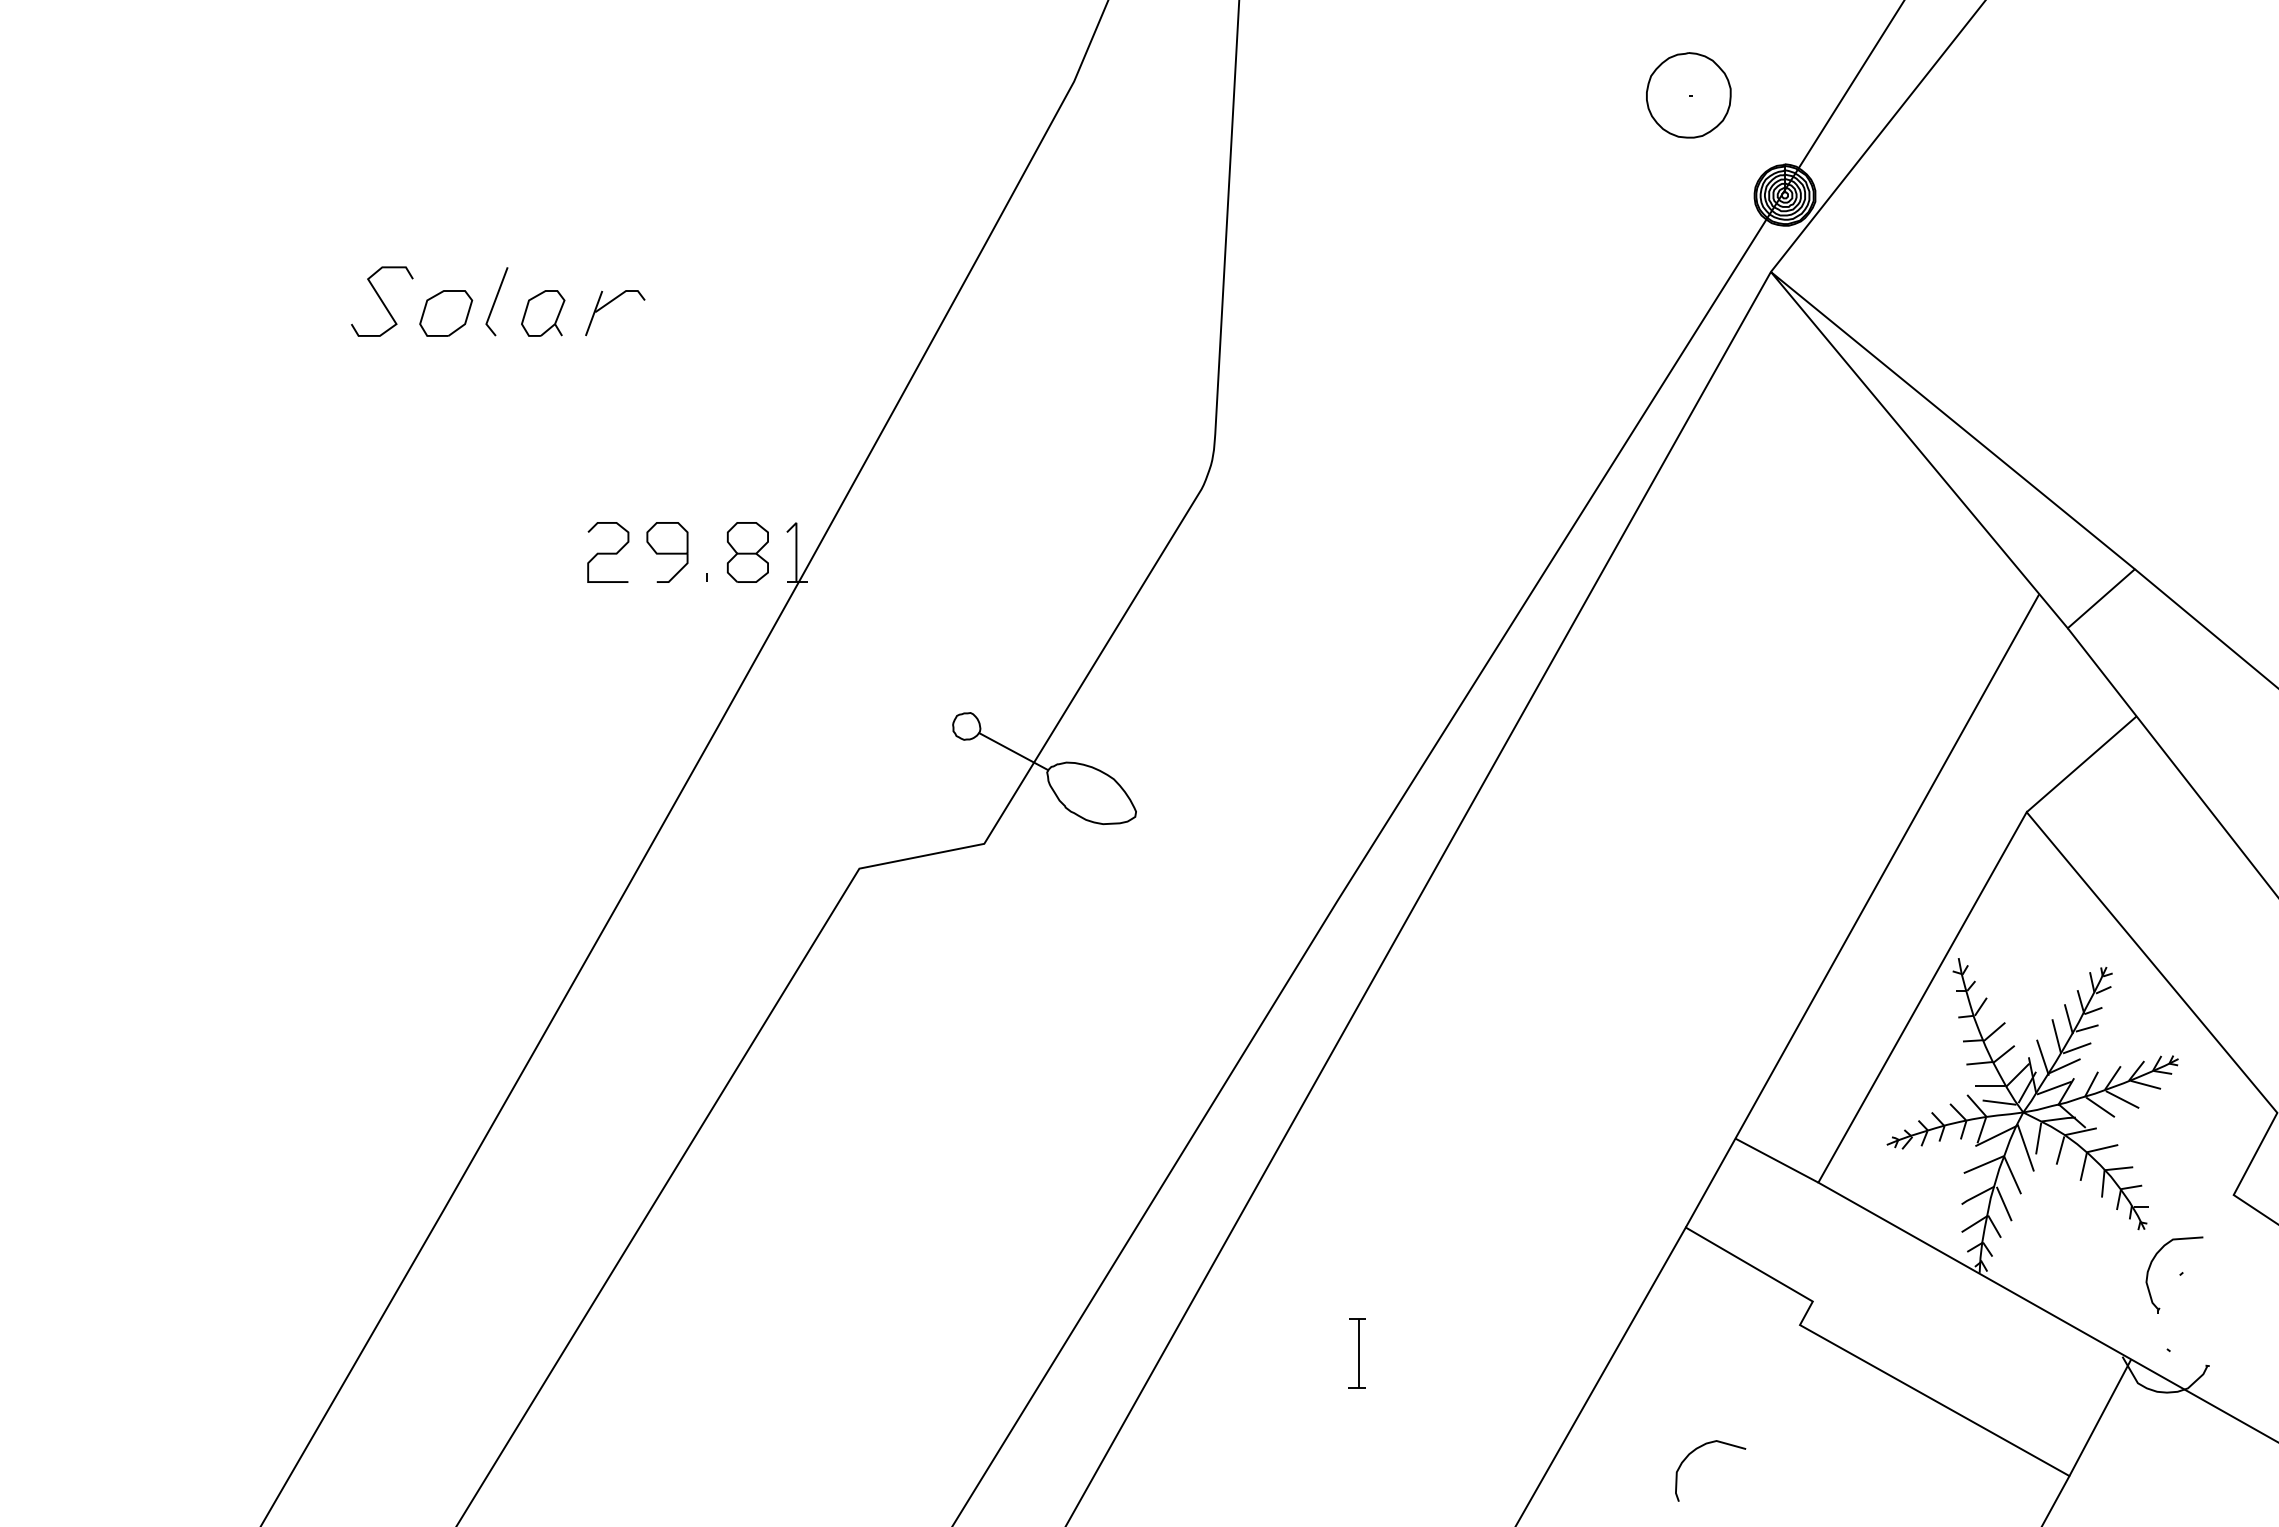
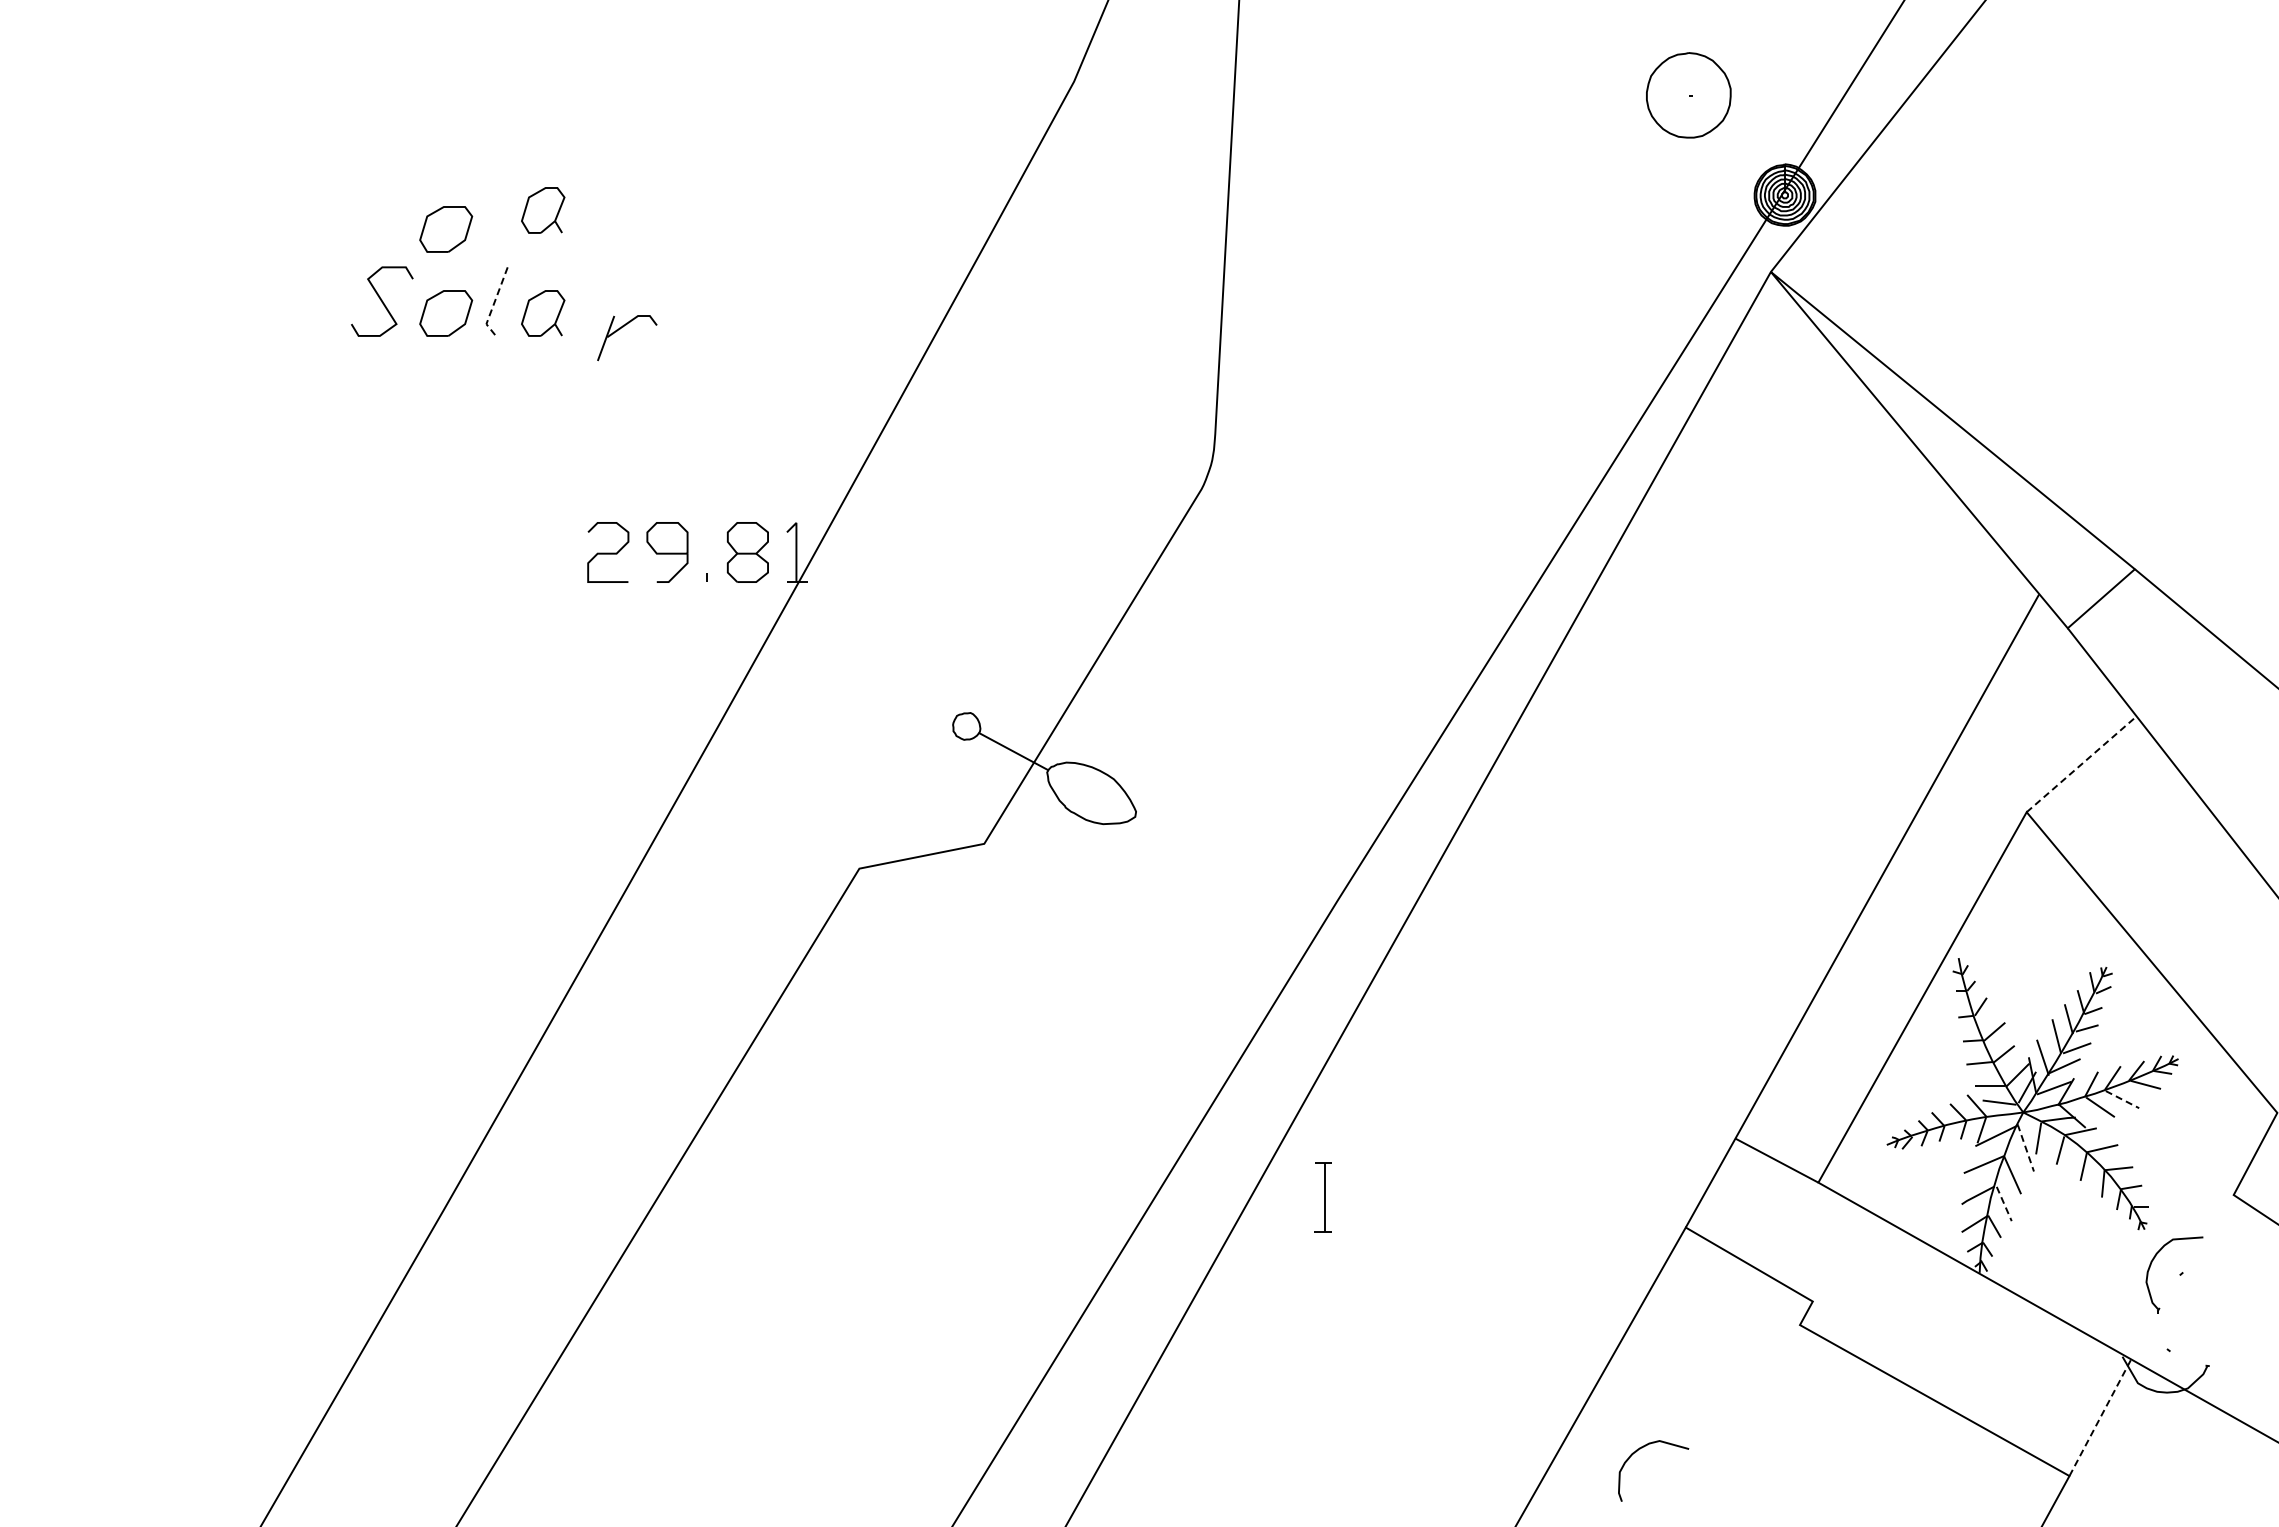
part: none -> present (543, 210)
part: none -> present (446, 229)
line: solid -> dashed (494, 303)
part position: (608, 304) -> (620, 329) (620, 329)
line: solid -> dashed (2081, 764)
line: solid -> dashed (2122, 1099)
line: solid -> dashed (2025, 1147)
line: solid -> dashed (2004, 1204)
part position: (1356, 1353) -> (1322, 1197) (1322, 1197)
line: solid -> dashed (2100, 1417)
curve position: (1699, 1448) -> (1642, 1448) (1642, 1448)
